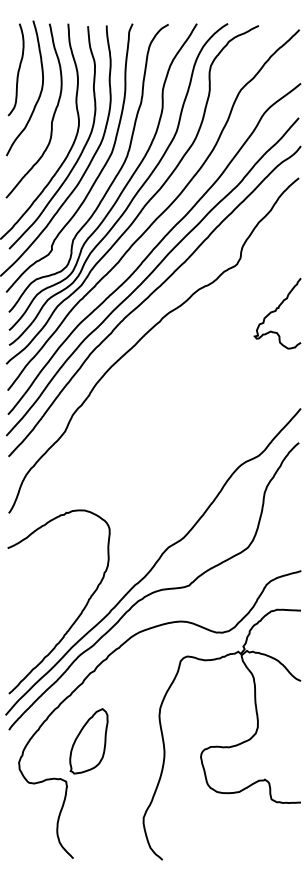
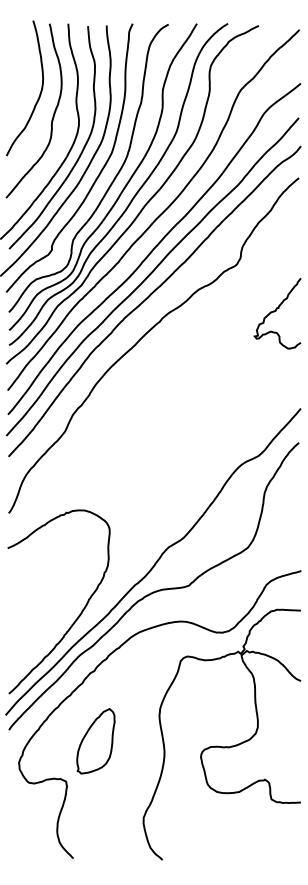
curve: present -> none (17, 71)
part position: (88, 741) -> (95, 741) (95, 741)
